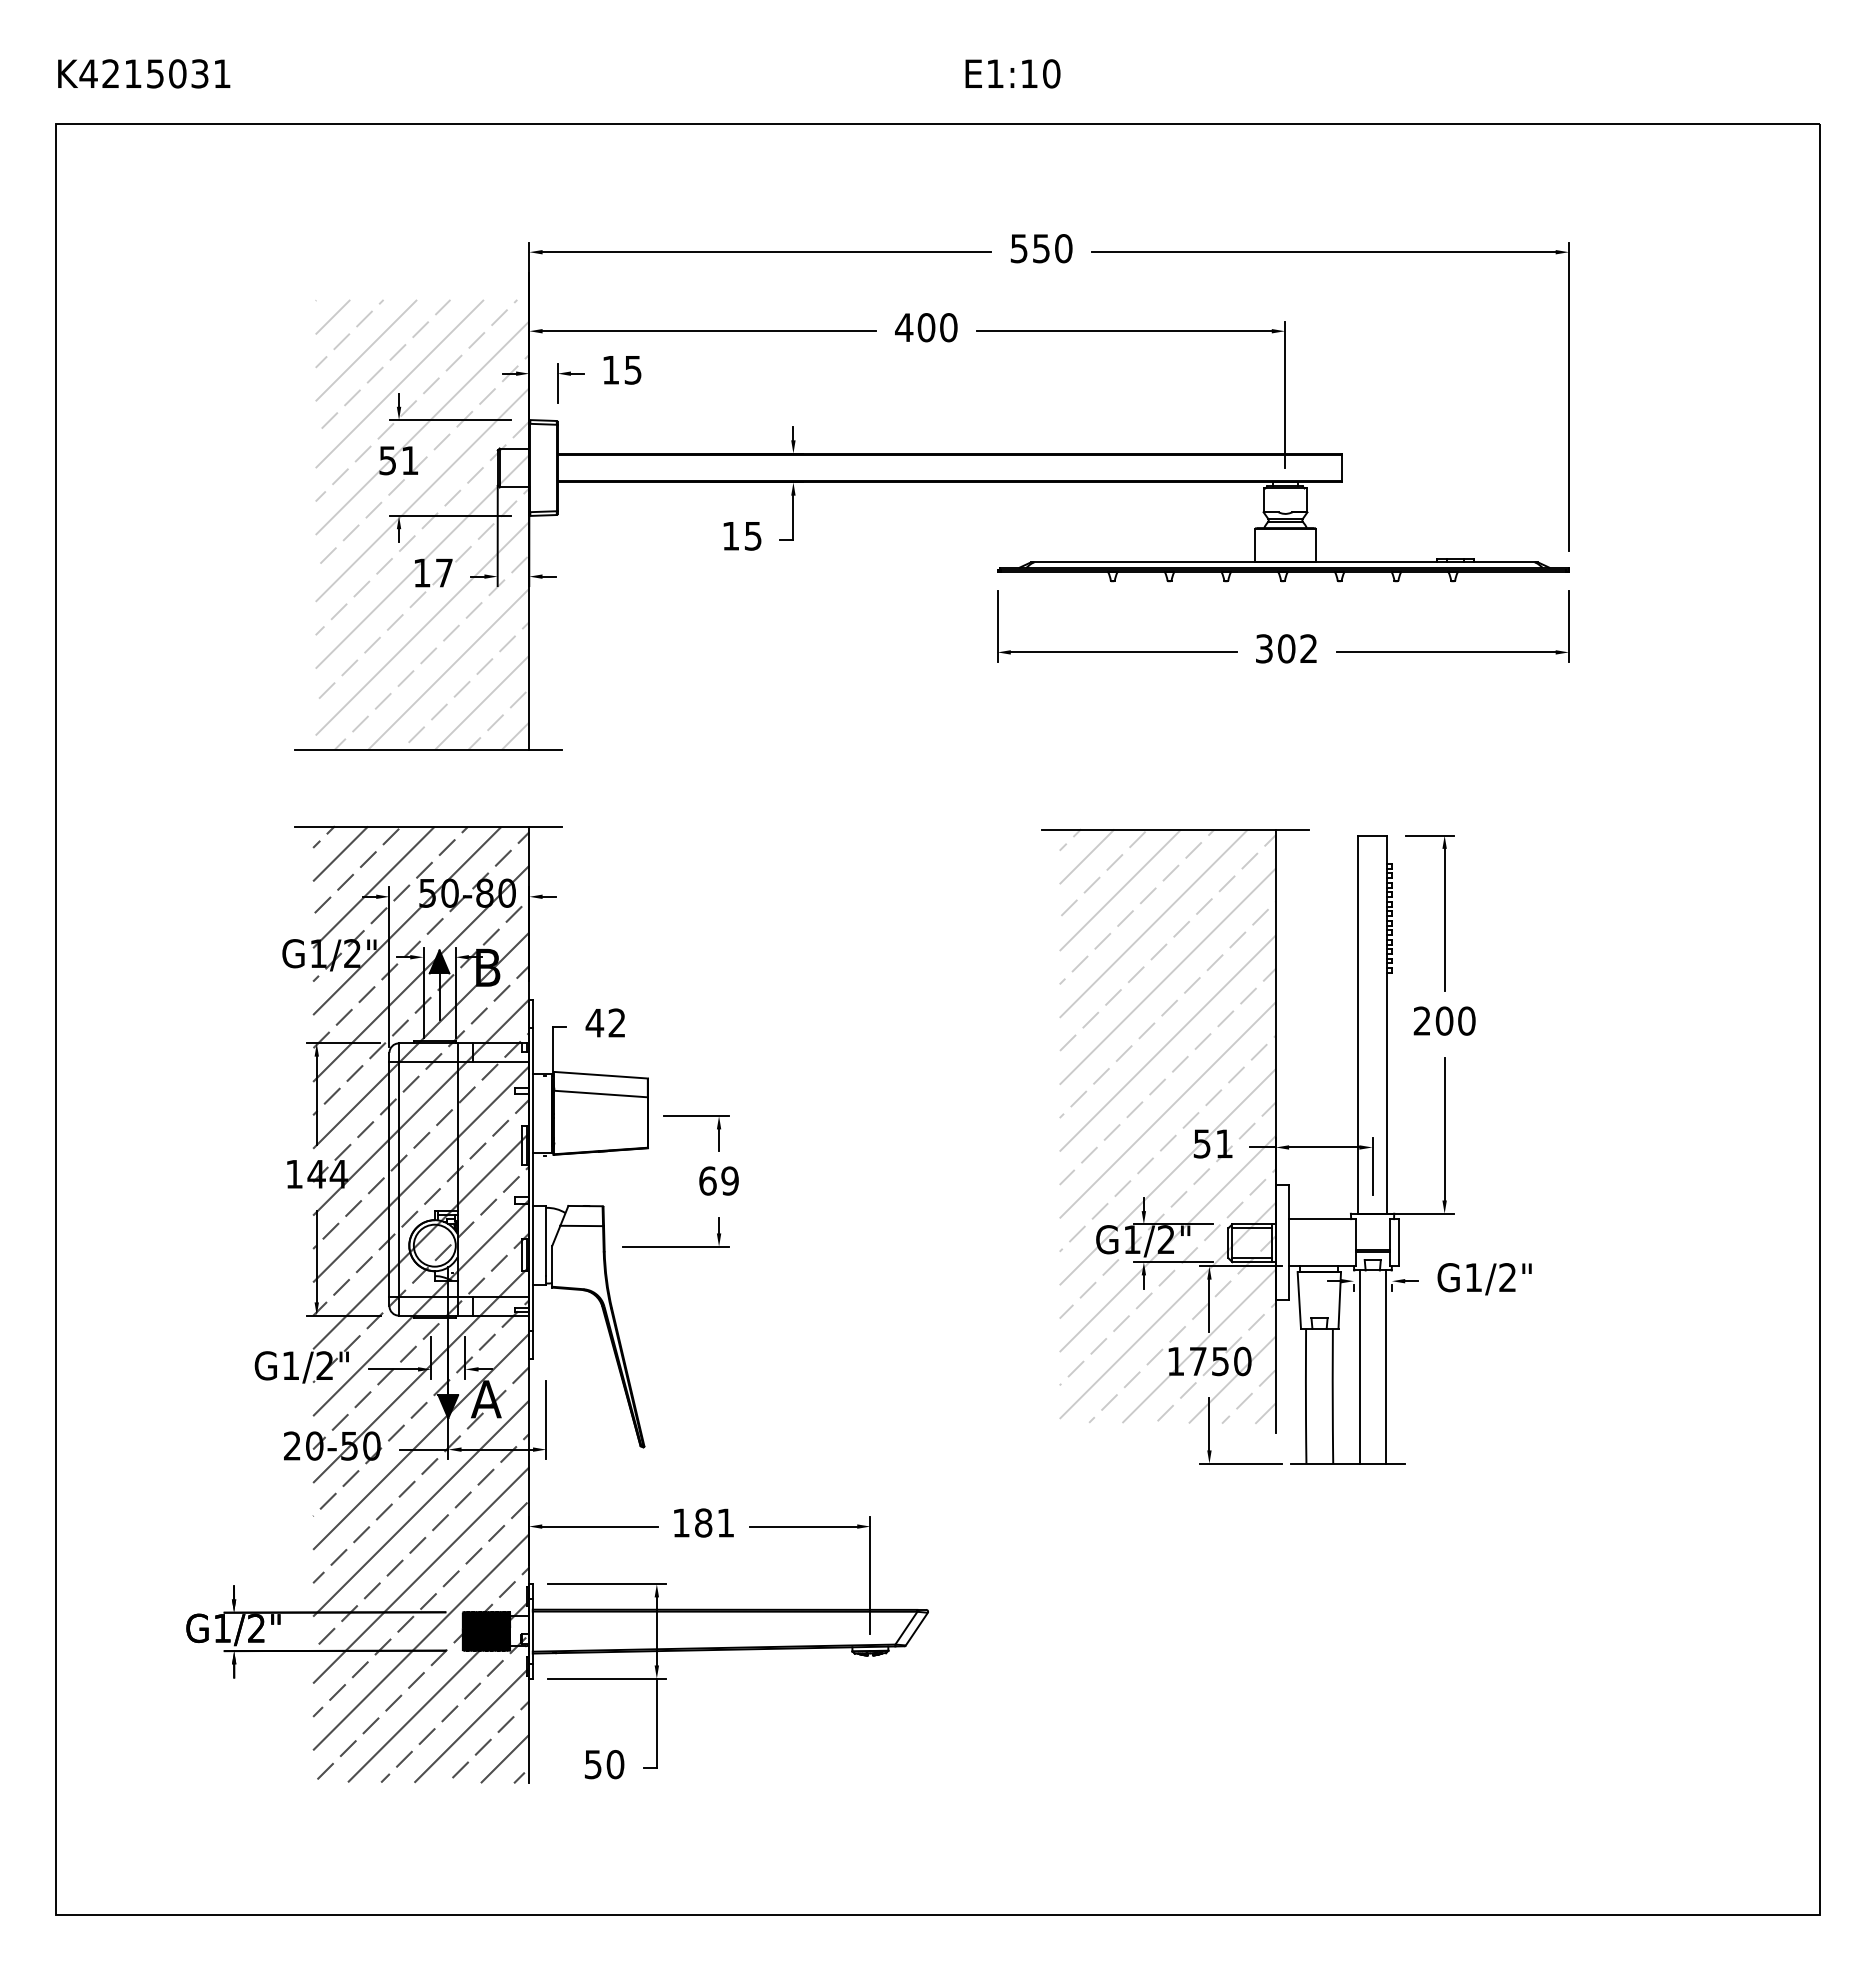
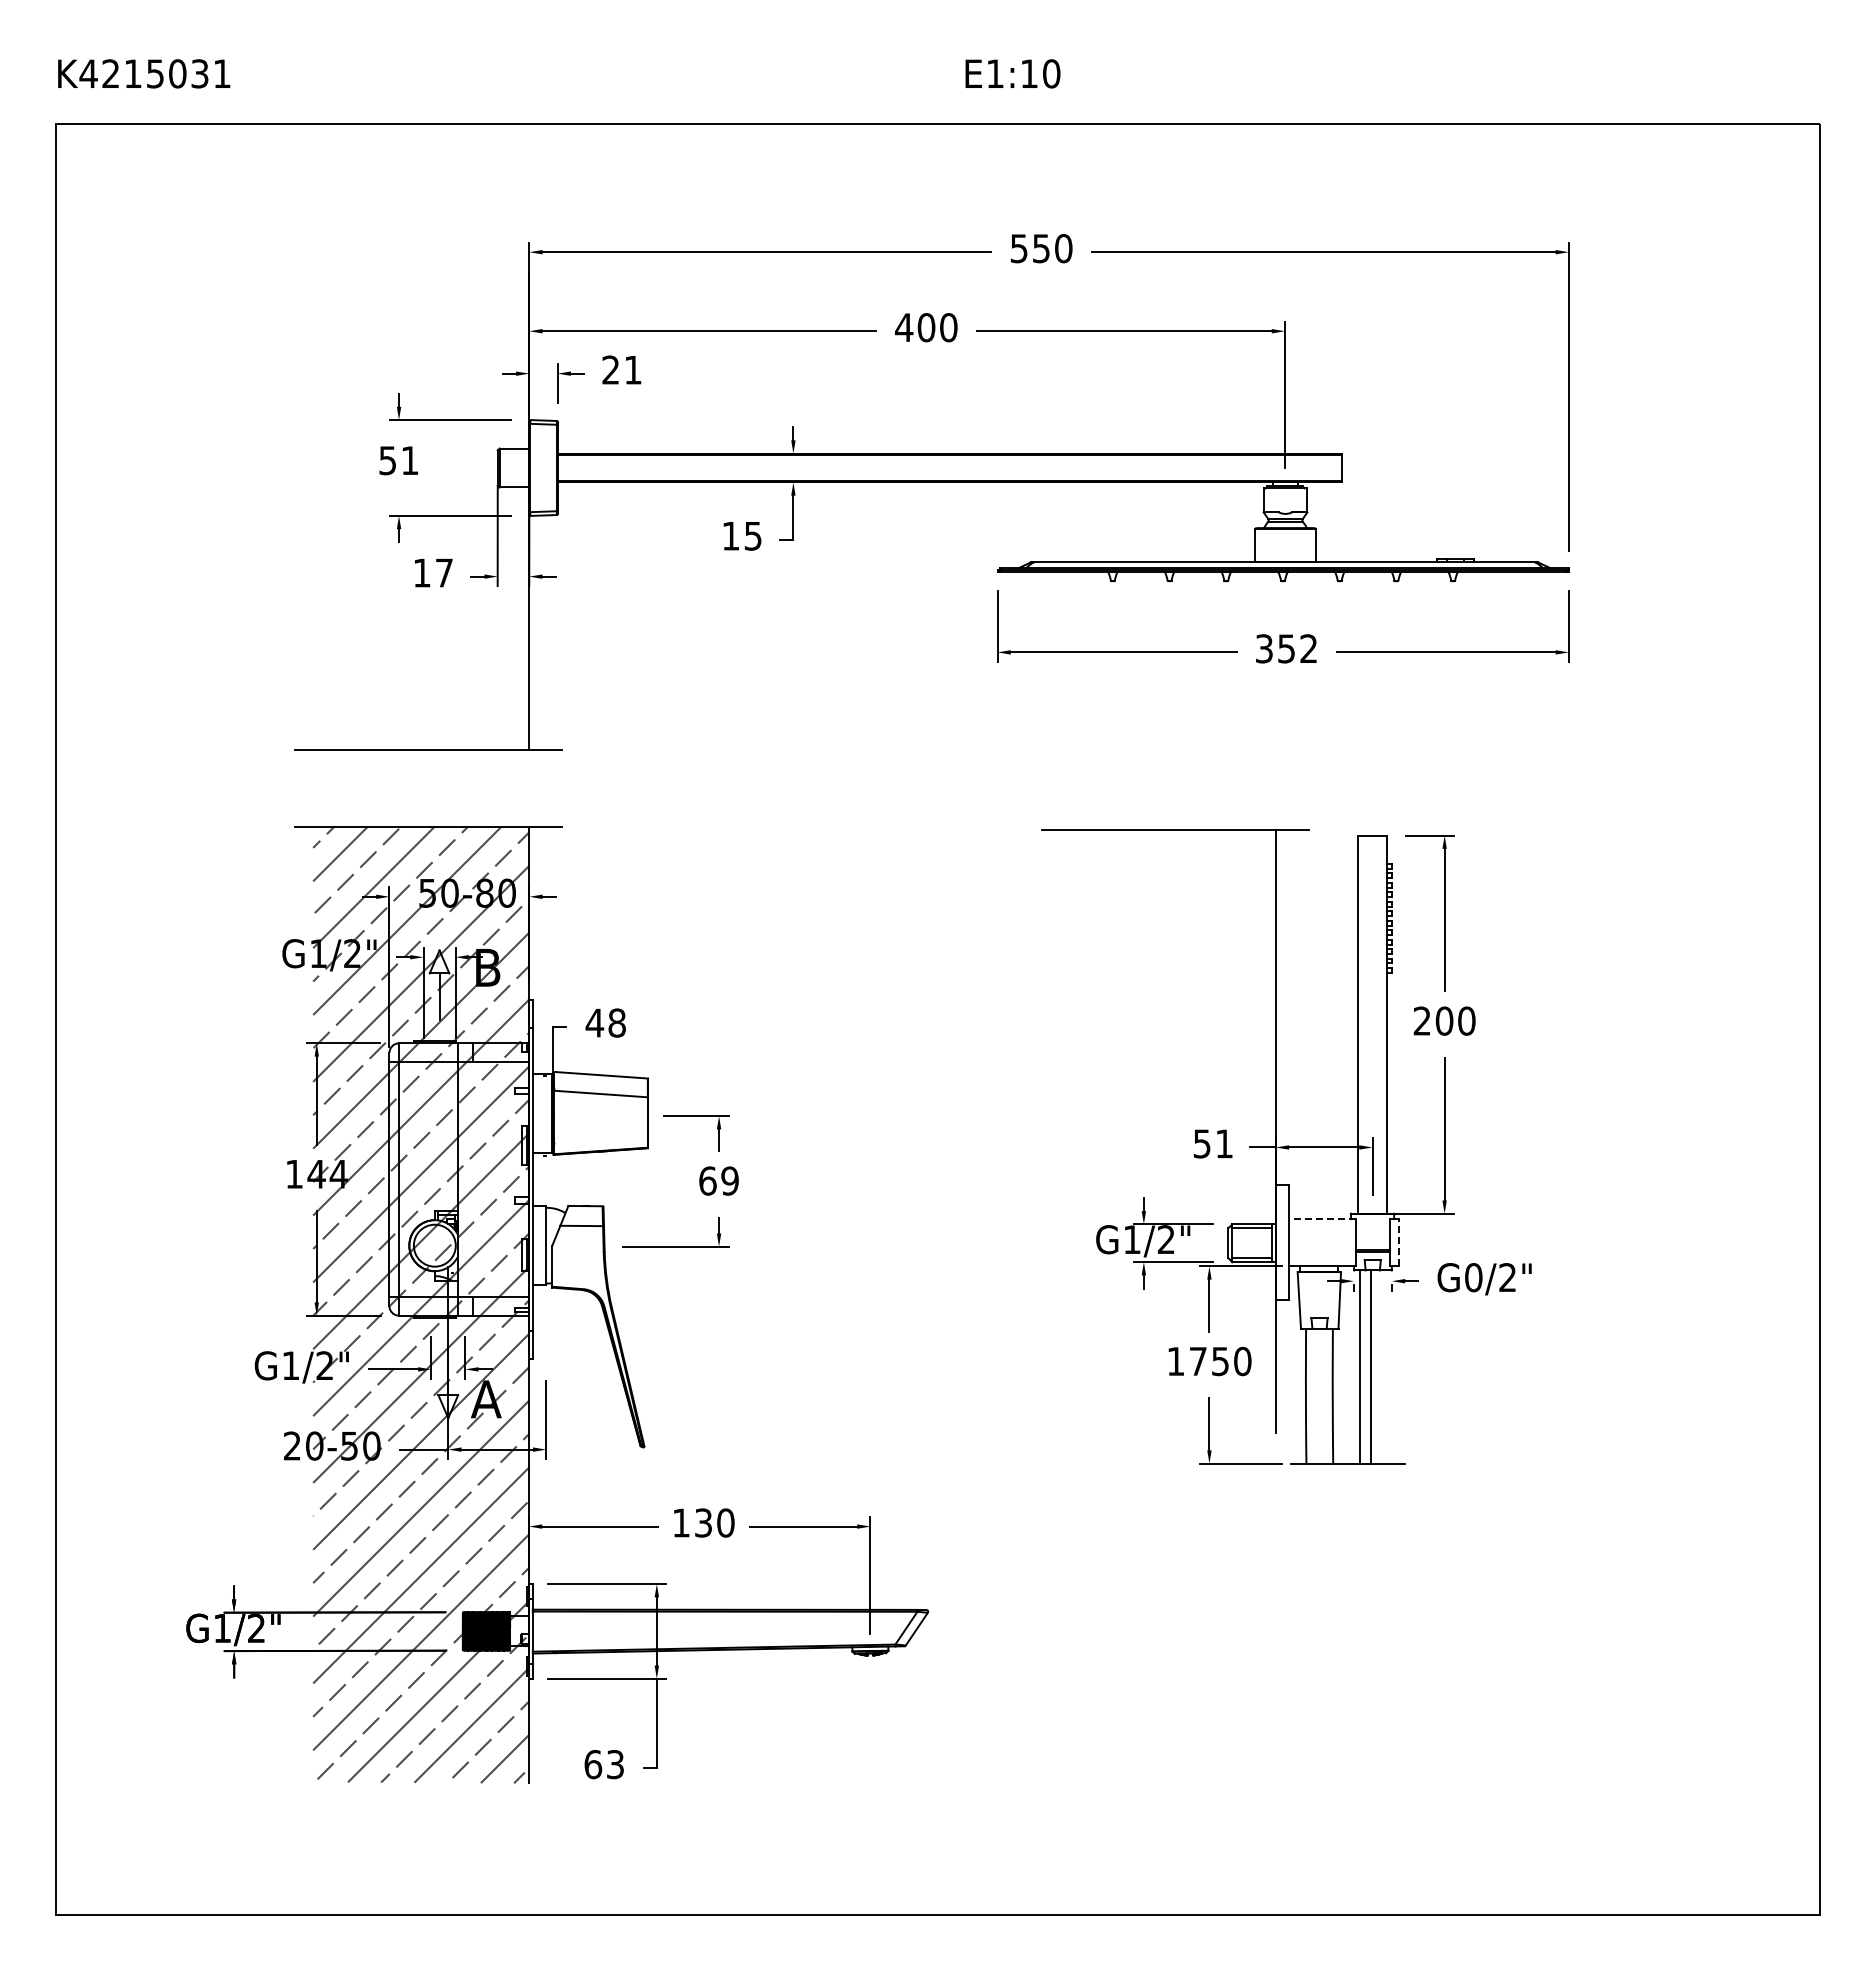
text: 15 -> 21 (621, 369)
hatch: present -> none (422, 524)
text: 302 -> 352 (1286, 648)
fill: present -> none (439, 961)
text: 42 -> 48 (616, 1022)
hatch: present -> none (1167, 1126)
line: solid -> dashed (1321, 1219)
line: solid -> dashed (1398, 1242)
text: G1/2" -> G0/2" (1473, 1277)
line position: (1386, 1366) -> (1371, 1366) (1371, 1366)
fill: present -> none (448, 1406)
text: 181 -> 130 (714, 1522)
text: 50 -> 63 (604, 1764)
